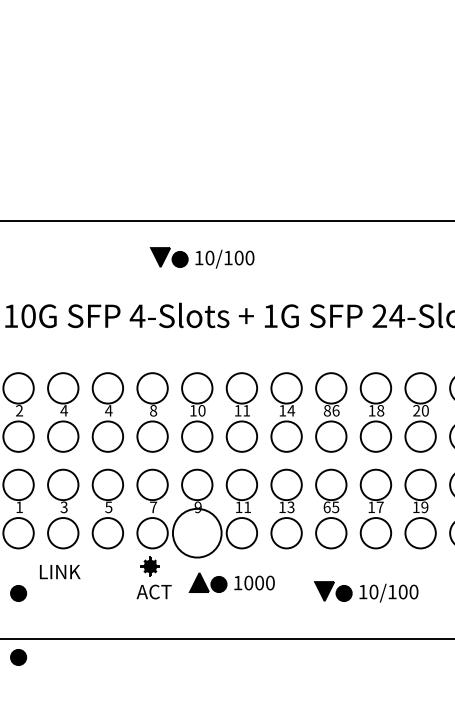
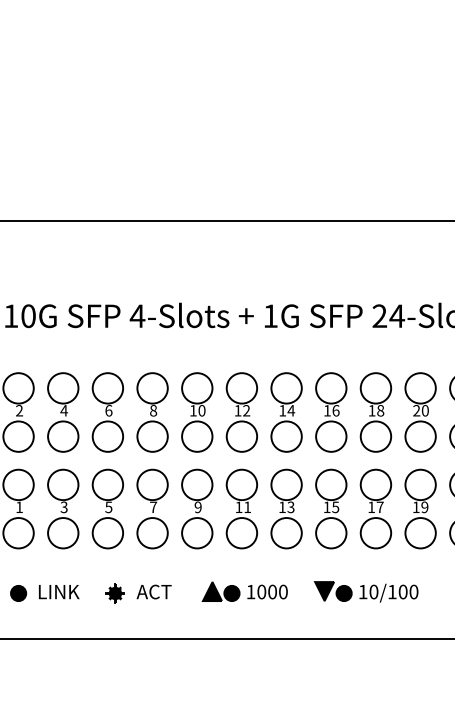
part: present -> none (201, 257)
text: 4 -> 6 (108, 410)
text: 11 -> 12 (246, 410)
text: 86 -> 16 (326, 410)
text: 65 -> 15 (326, 507)
circle diameter: 49 px -> 30 px (197, 533)
part position: (149, 566) -> (114, 593) (114, 593)
text position: (60, 572) -> (59, 592) (59, 592)
part position: (231, 582) -> (244, 591) (244, 591)
part: present -> none (18, 657)
